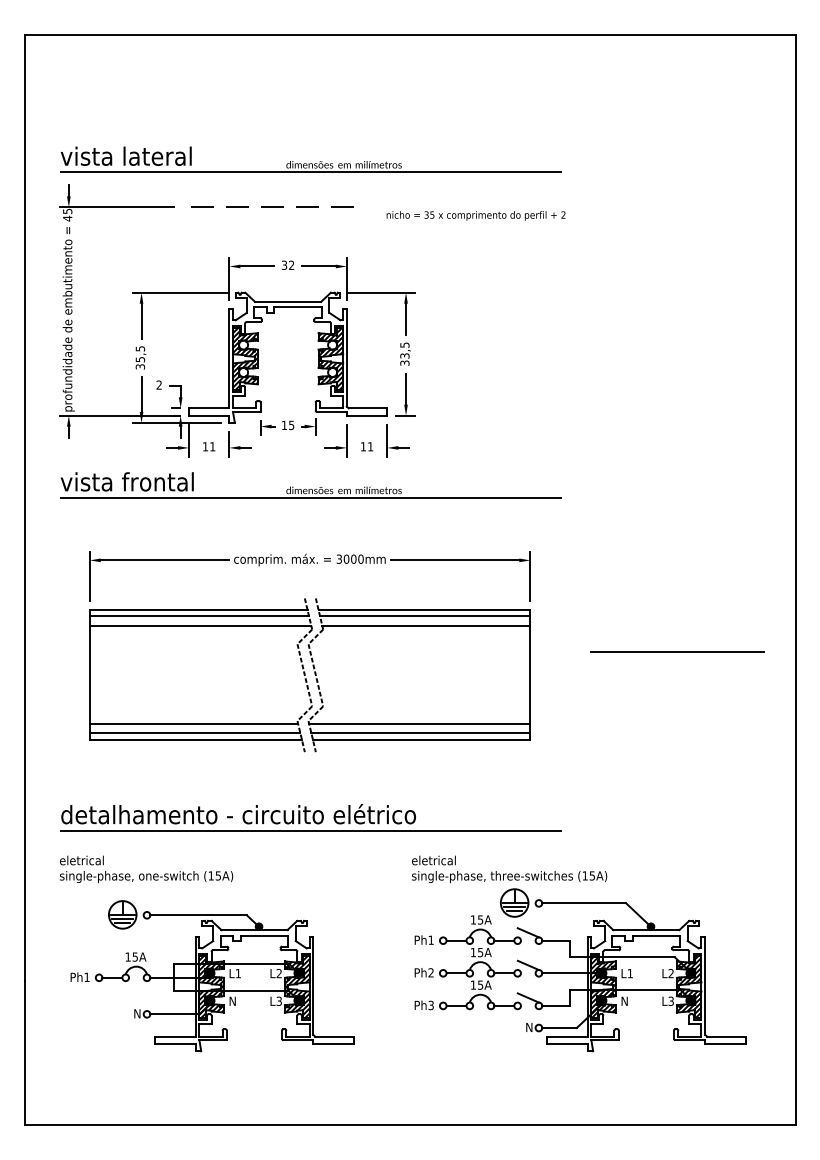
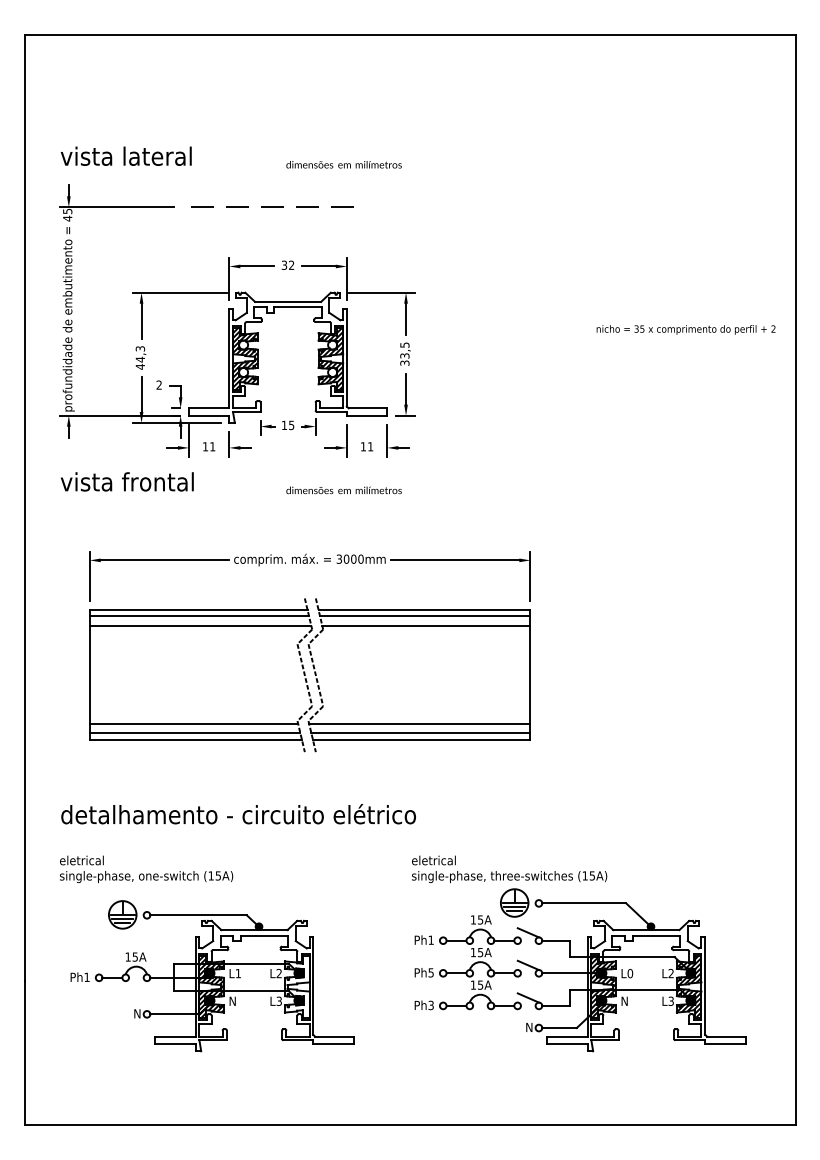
line: present -> none (310, 172)
text position: (475, 215) -> (685, 329) (685, 329)
text: 35,5 -> 44,3 (140, 357)
line: present -> none (310, 498)
line: present -> none (677, 651)
line: present -> none (310, 830)
text: Ph2 -> Ph5 (430, 972)
text: L1 -> L0 (630, 973)
hatch: present -> none (296, 986)
